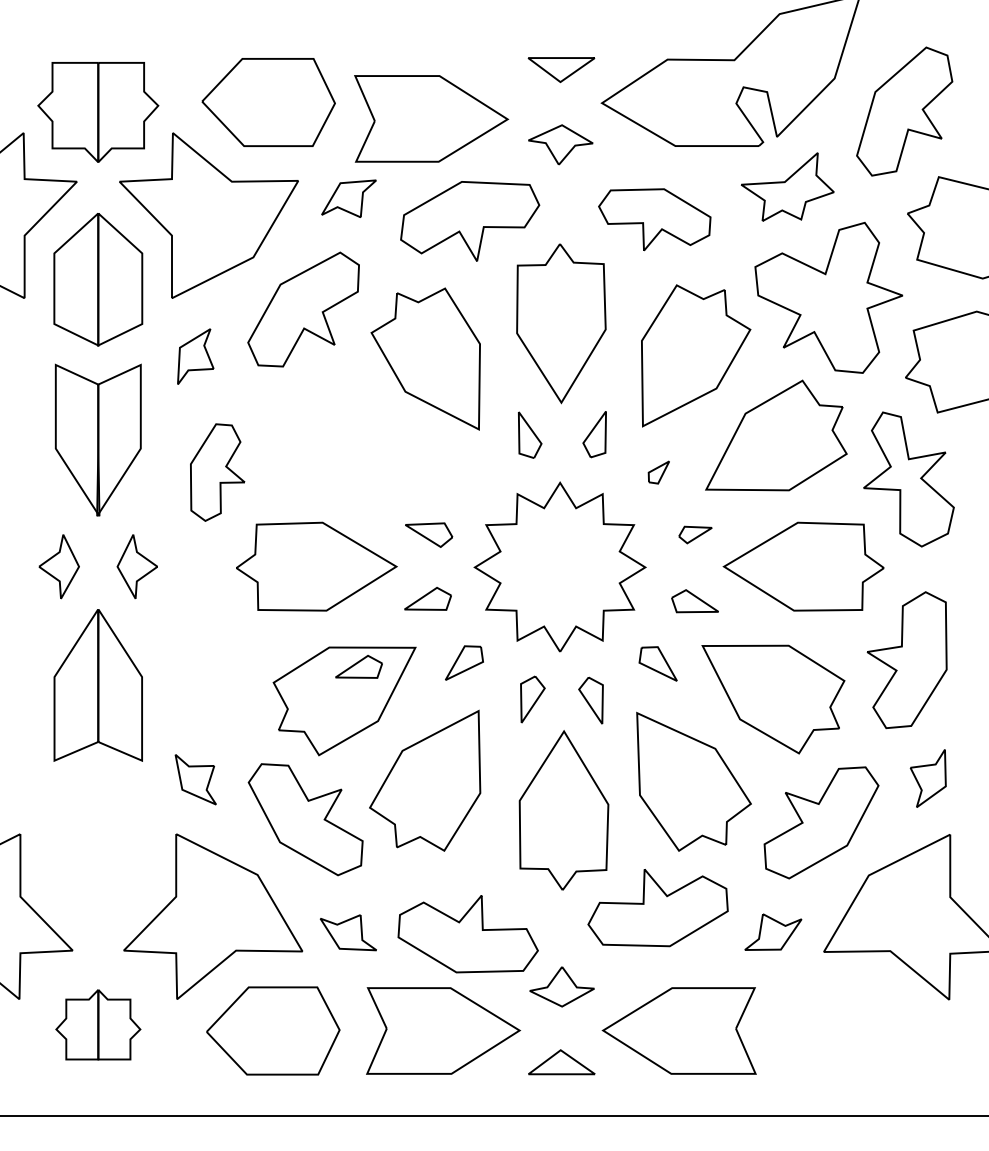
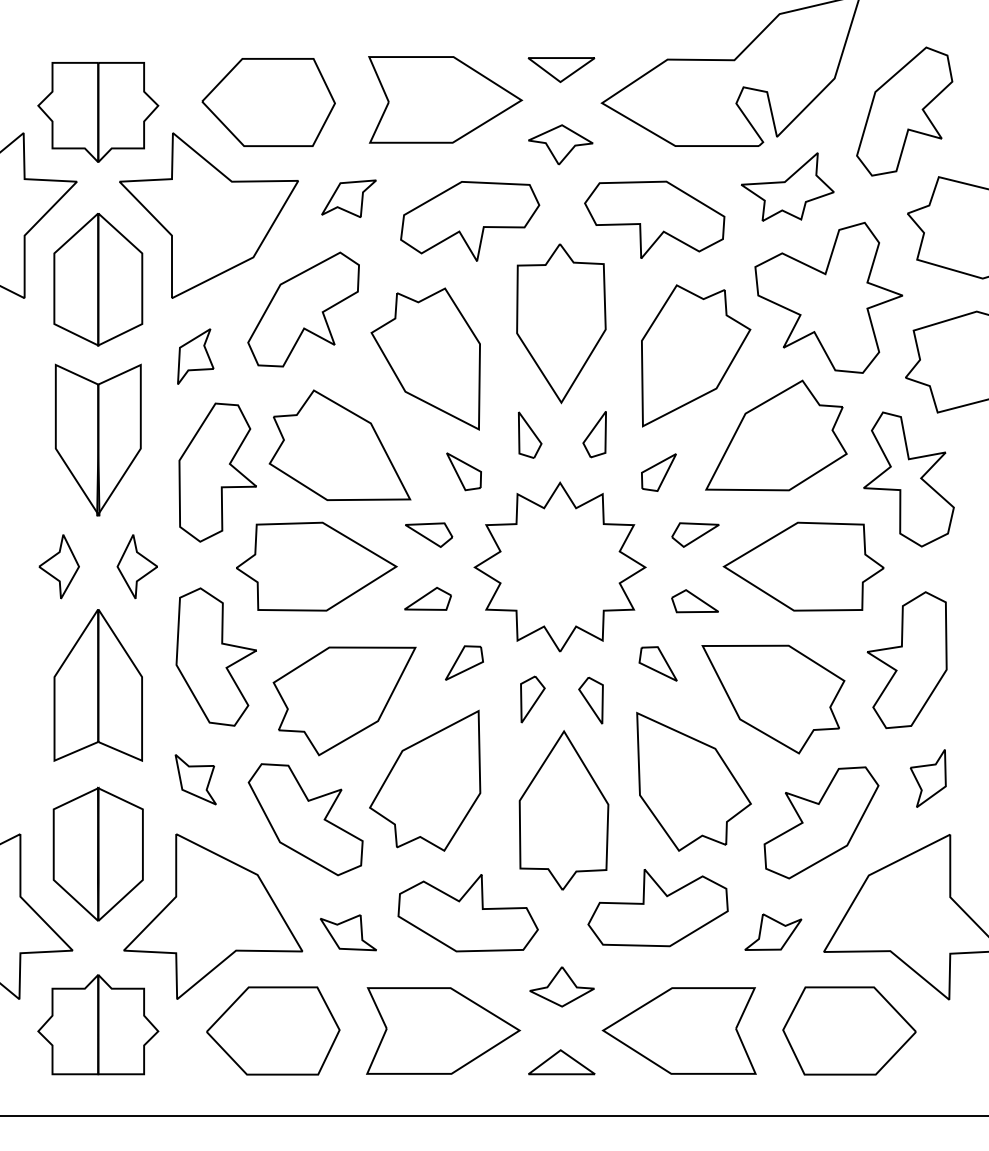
part position: (431, 118) -> (445, 99) (445, 99)
part size: 114x64 px -> 142x79 px (654, 219)
part: none -> present (339, 444)
part: none -> present (463, 471)
part size: 56x99 px -> 79x141 px (217, 472)
part size: 23x25 px -> 36x39 px (658, 472)
part size: 35x20 px -> 49x26 px (695, 534)
part: none -> present (215, 656)
part: present -> none (358, 666)
part: none -> present (97, 853)
part position: (467, 934) -> (467, 913) (467, 913)
part size: 87x72 px -> 123x102 px (98, 1024)
part: none -> present (849, 1030)
